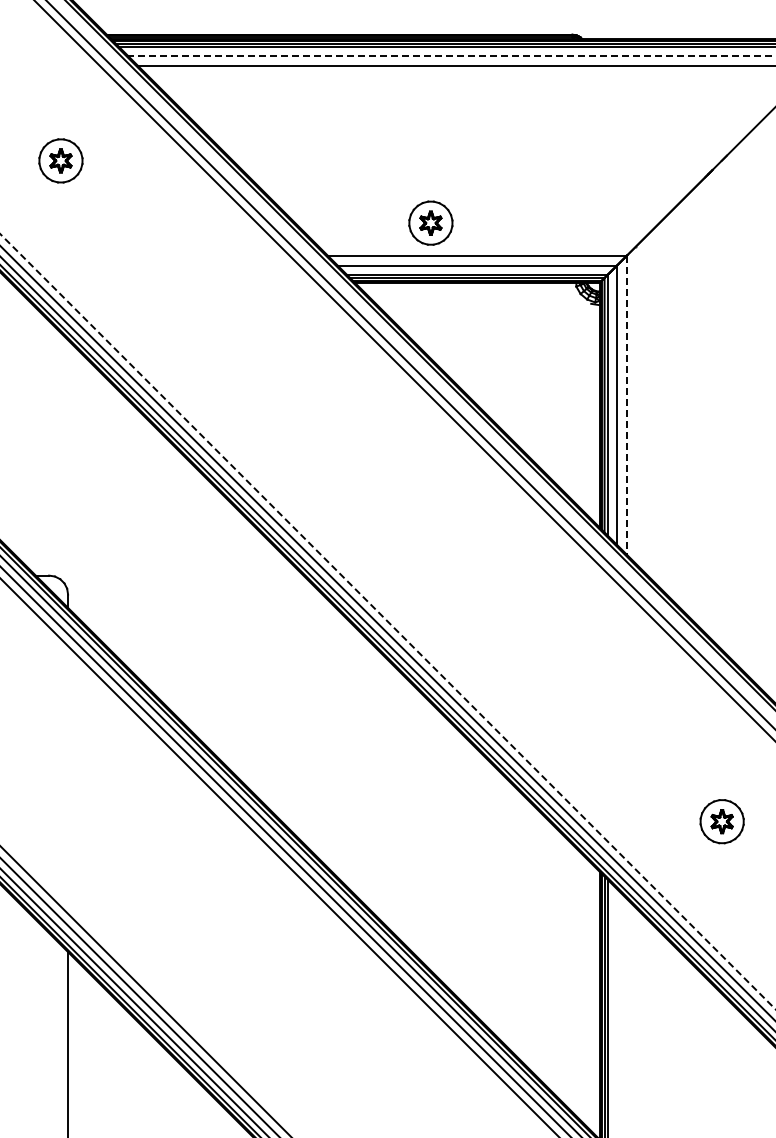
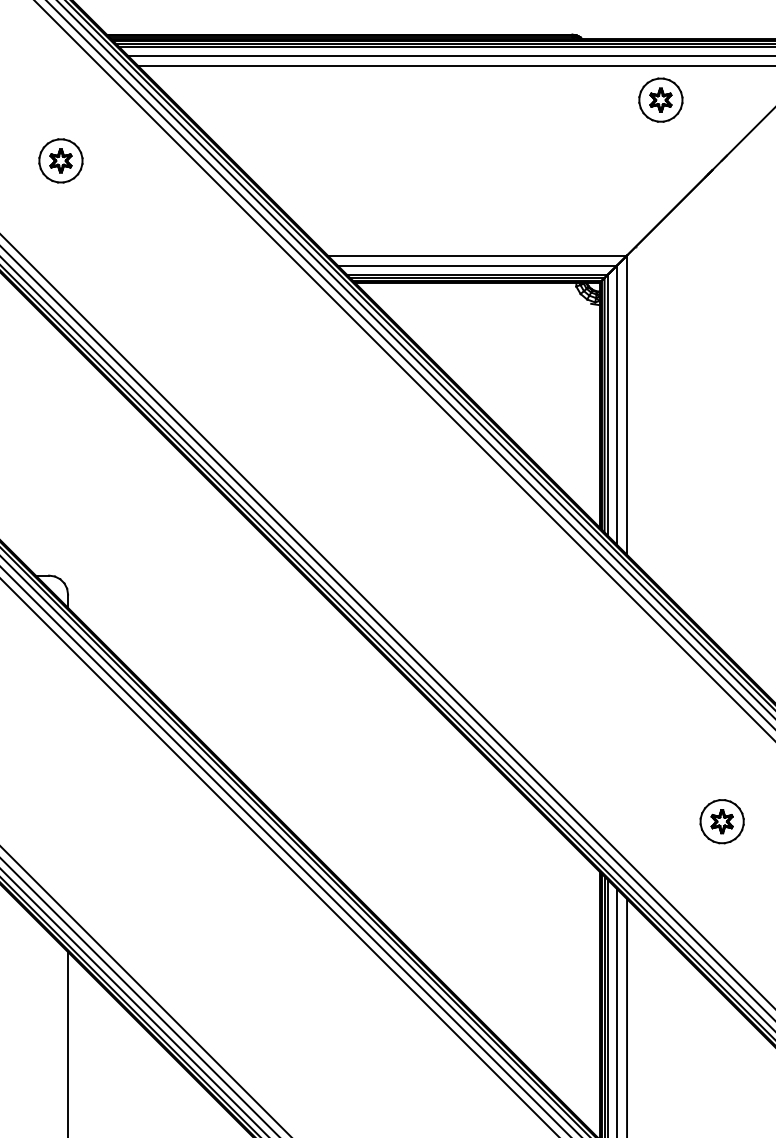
line: dashed -> solid (451, 55)
part position: (430, 222) -> (660, 99) (660, 99)
line: none -> present (415, 359)
line: dashed -> solid (627, 405)
line: dashed -> solid (388, 621)
line: none -> present (616, 1011)
line: none -> present (627, 1016)
